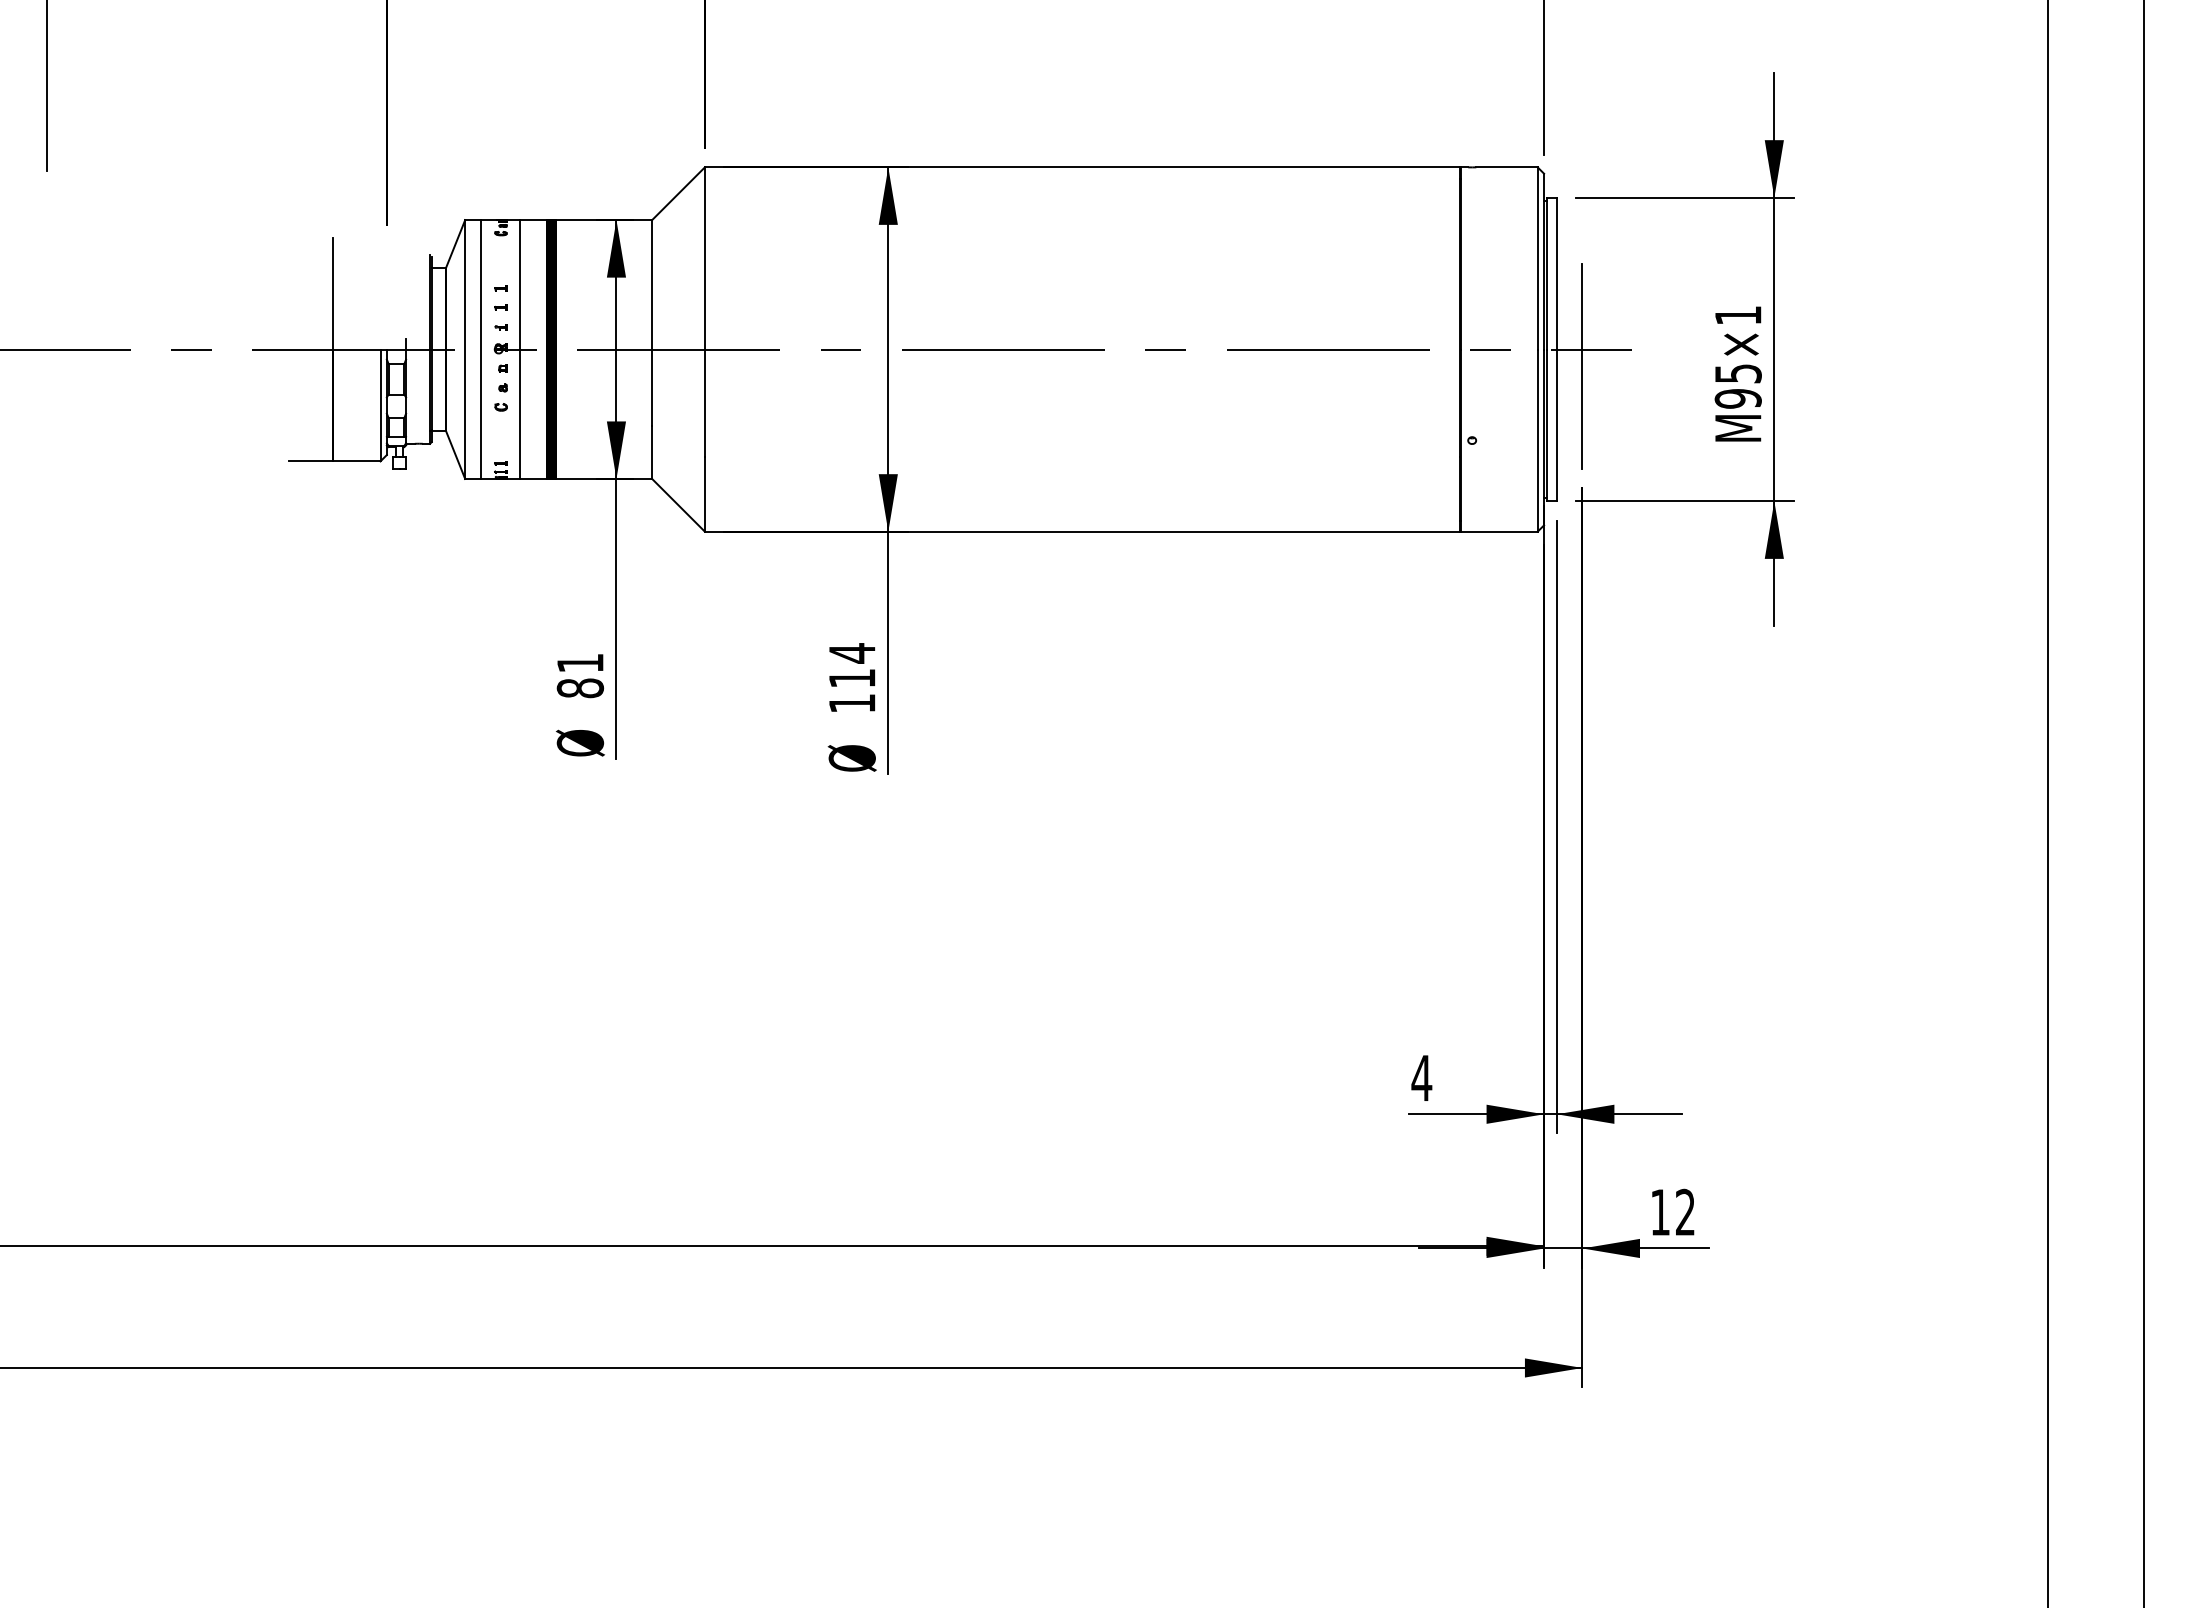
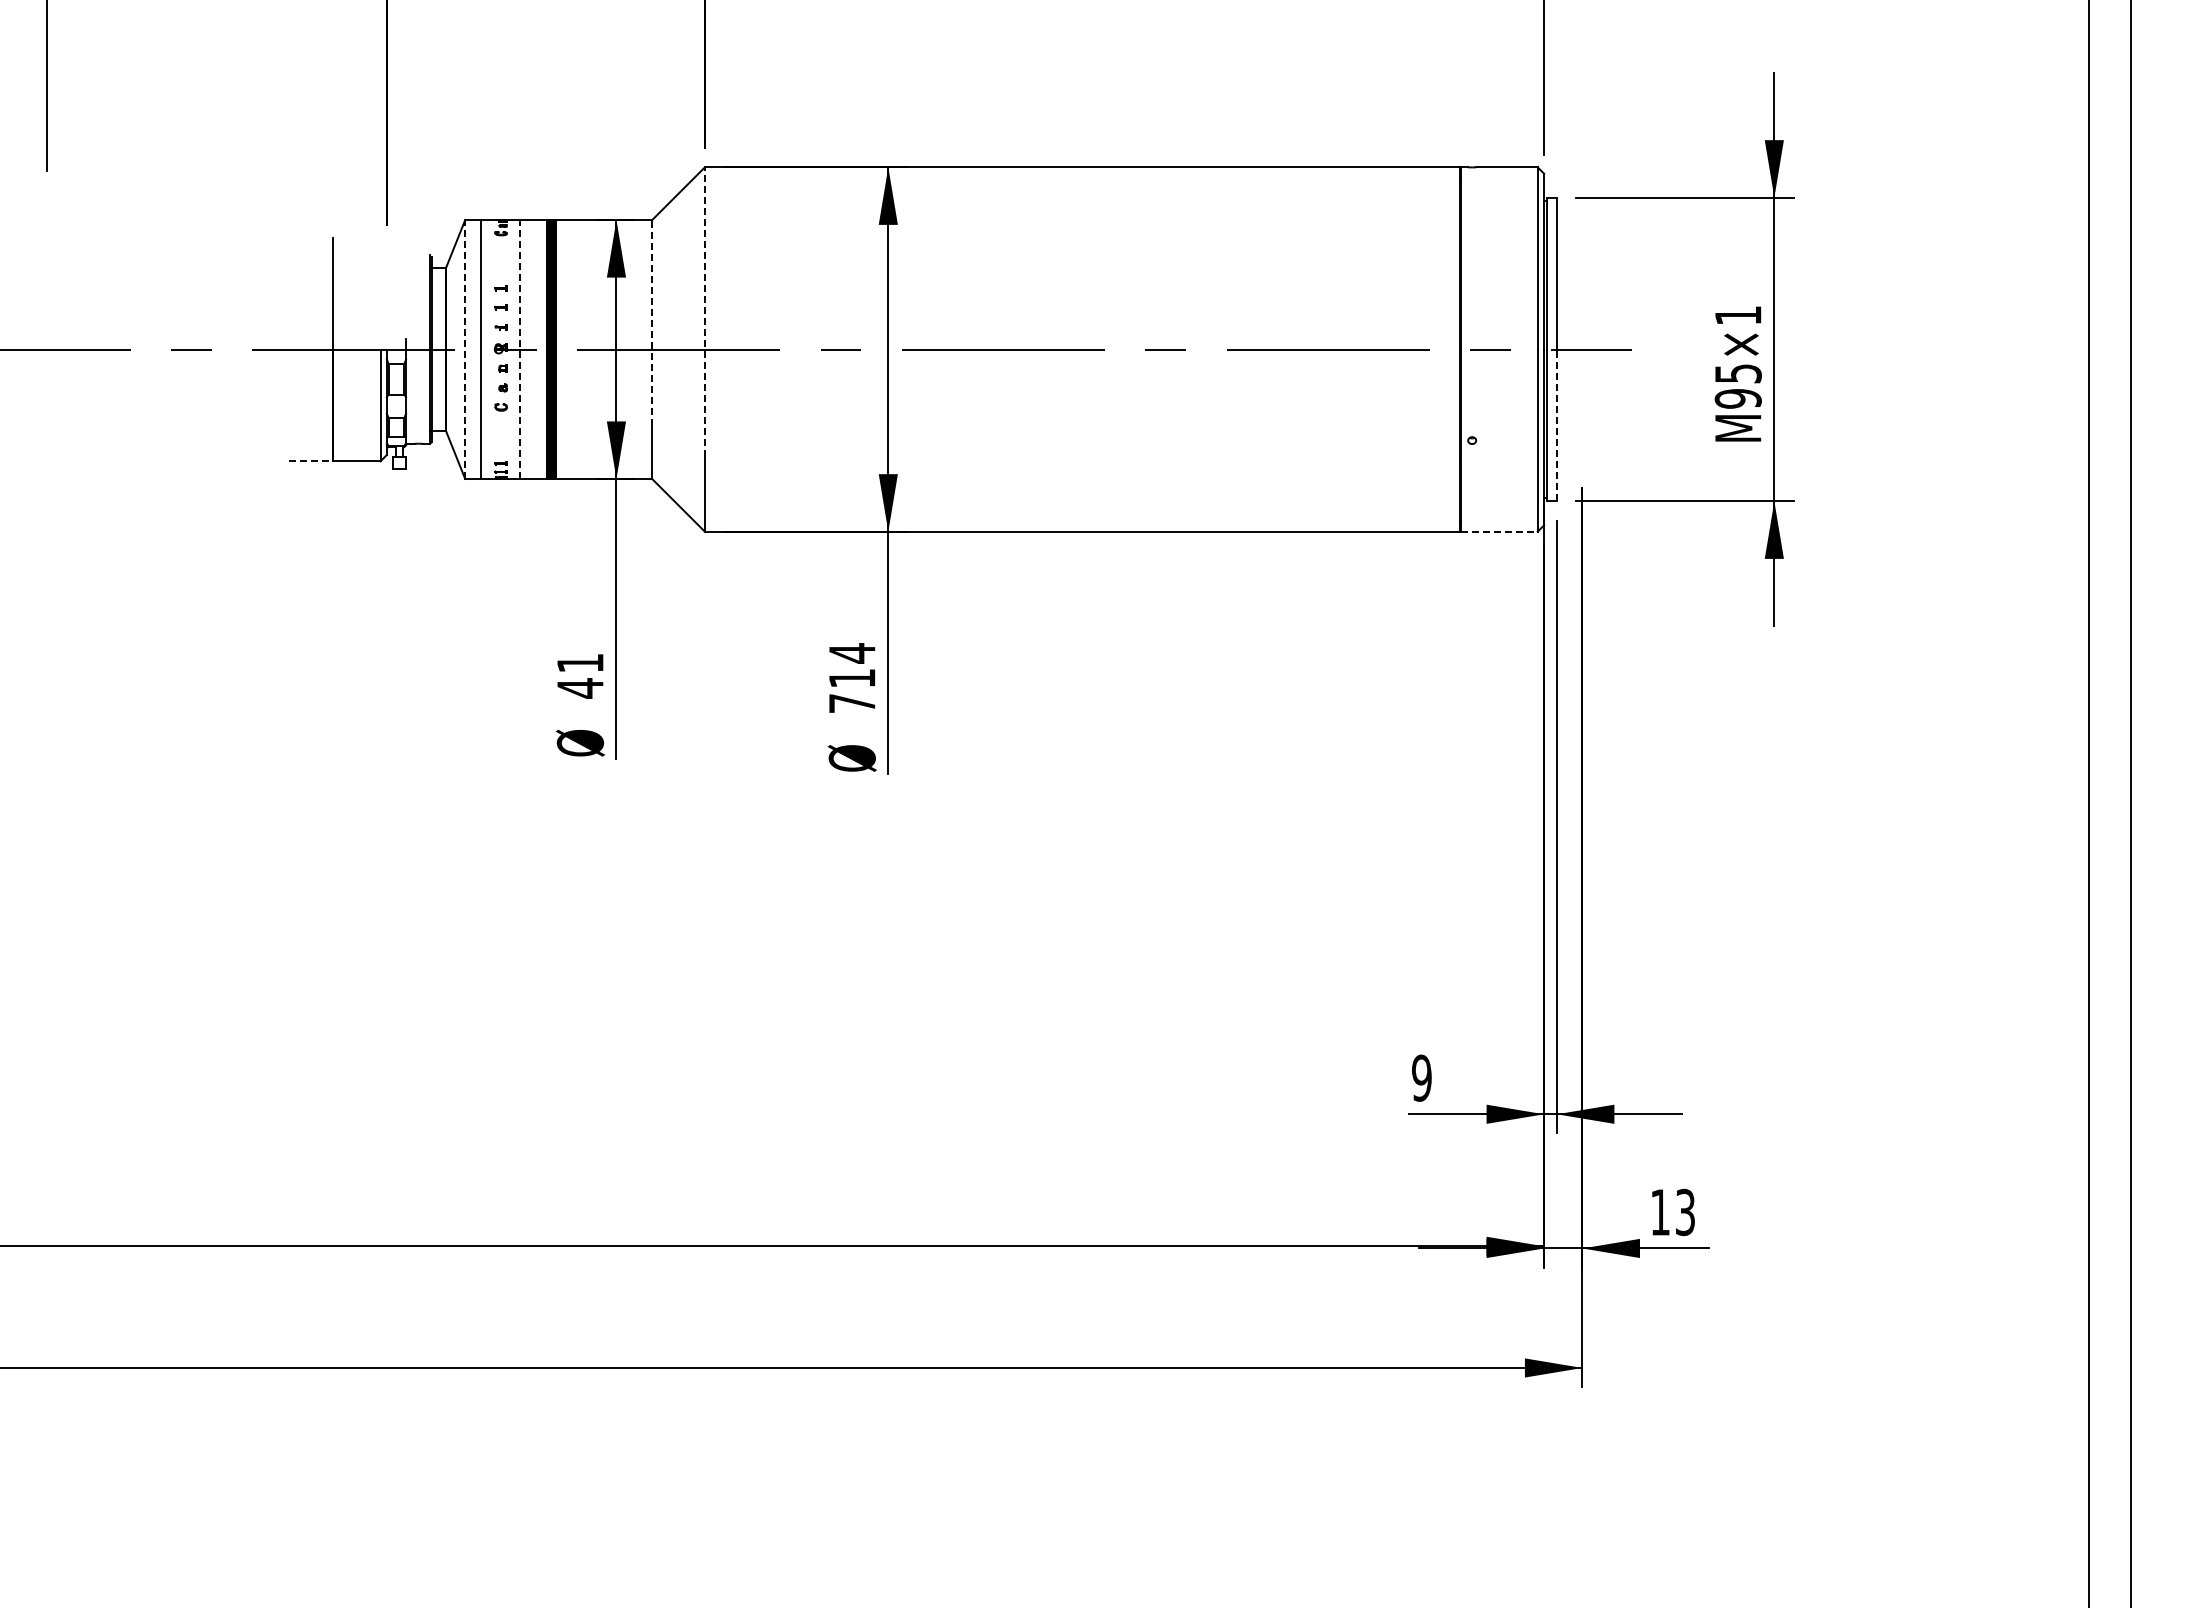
line: solid -> dashed (704, 311)
line: solid -> dashed (652, 322)
line: solid -> dashed (465, 349)
line: solid -> dashed (519, 349)
line: present -> none (1582, 366)
line: solid -> dashed (1556, 425)
line: solid -> dashed (310, 461)
line: solid -> dashed (1499, 531)
text: 81 -> 41 (580, 688)
text: 114 -> 714 (852, 703)
line position: (2047, 803) -> (2088, 803) (2088, 803)
line position: (2143, 803) -> (2130, 803) (2130, 803)
text: 4 -> 9 (1421, 1077)
text: 12 -> 13 (1685, 1212)
